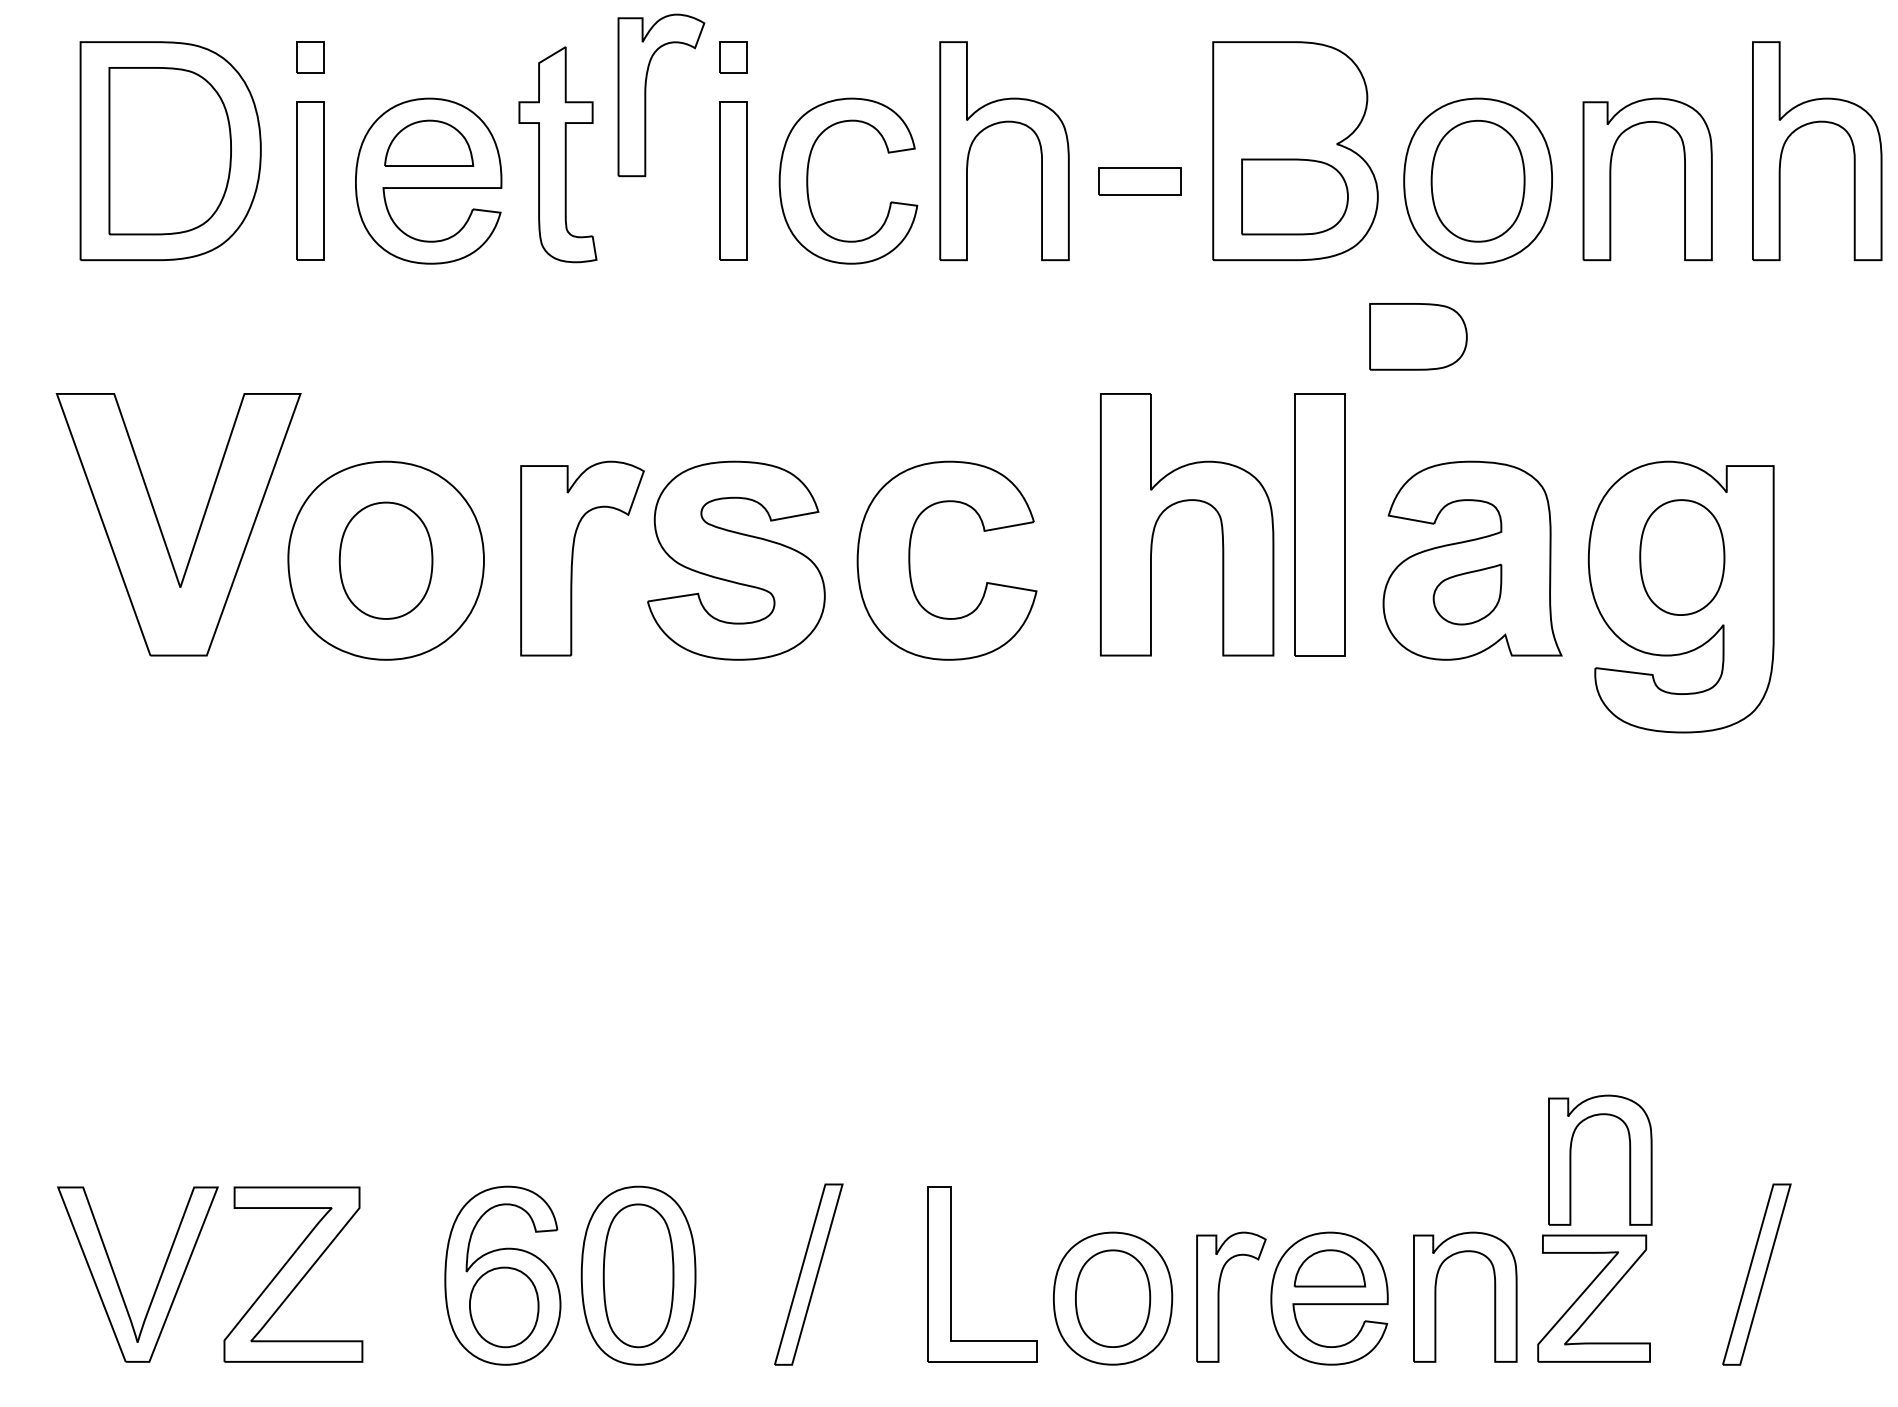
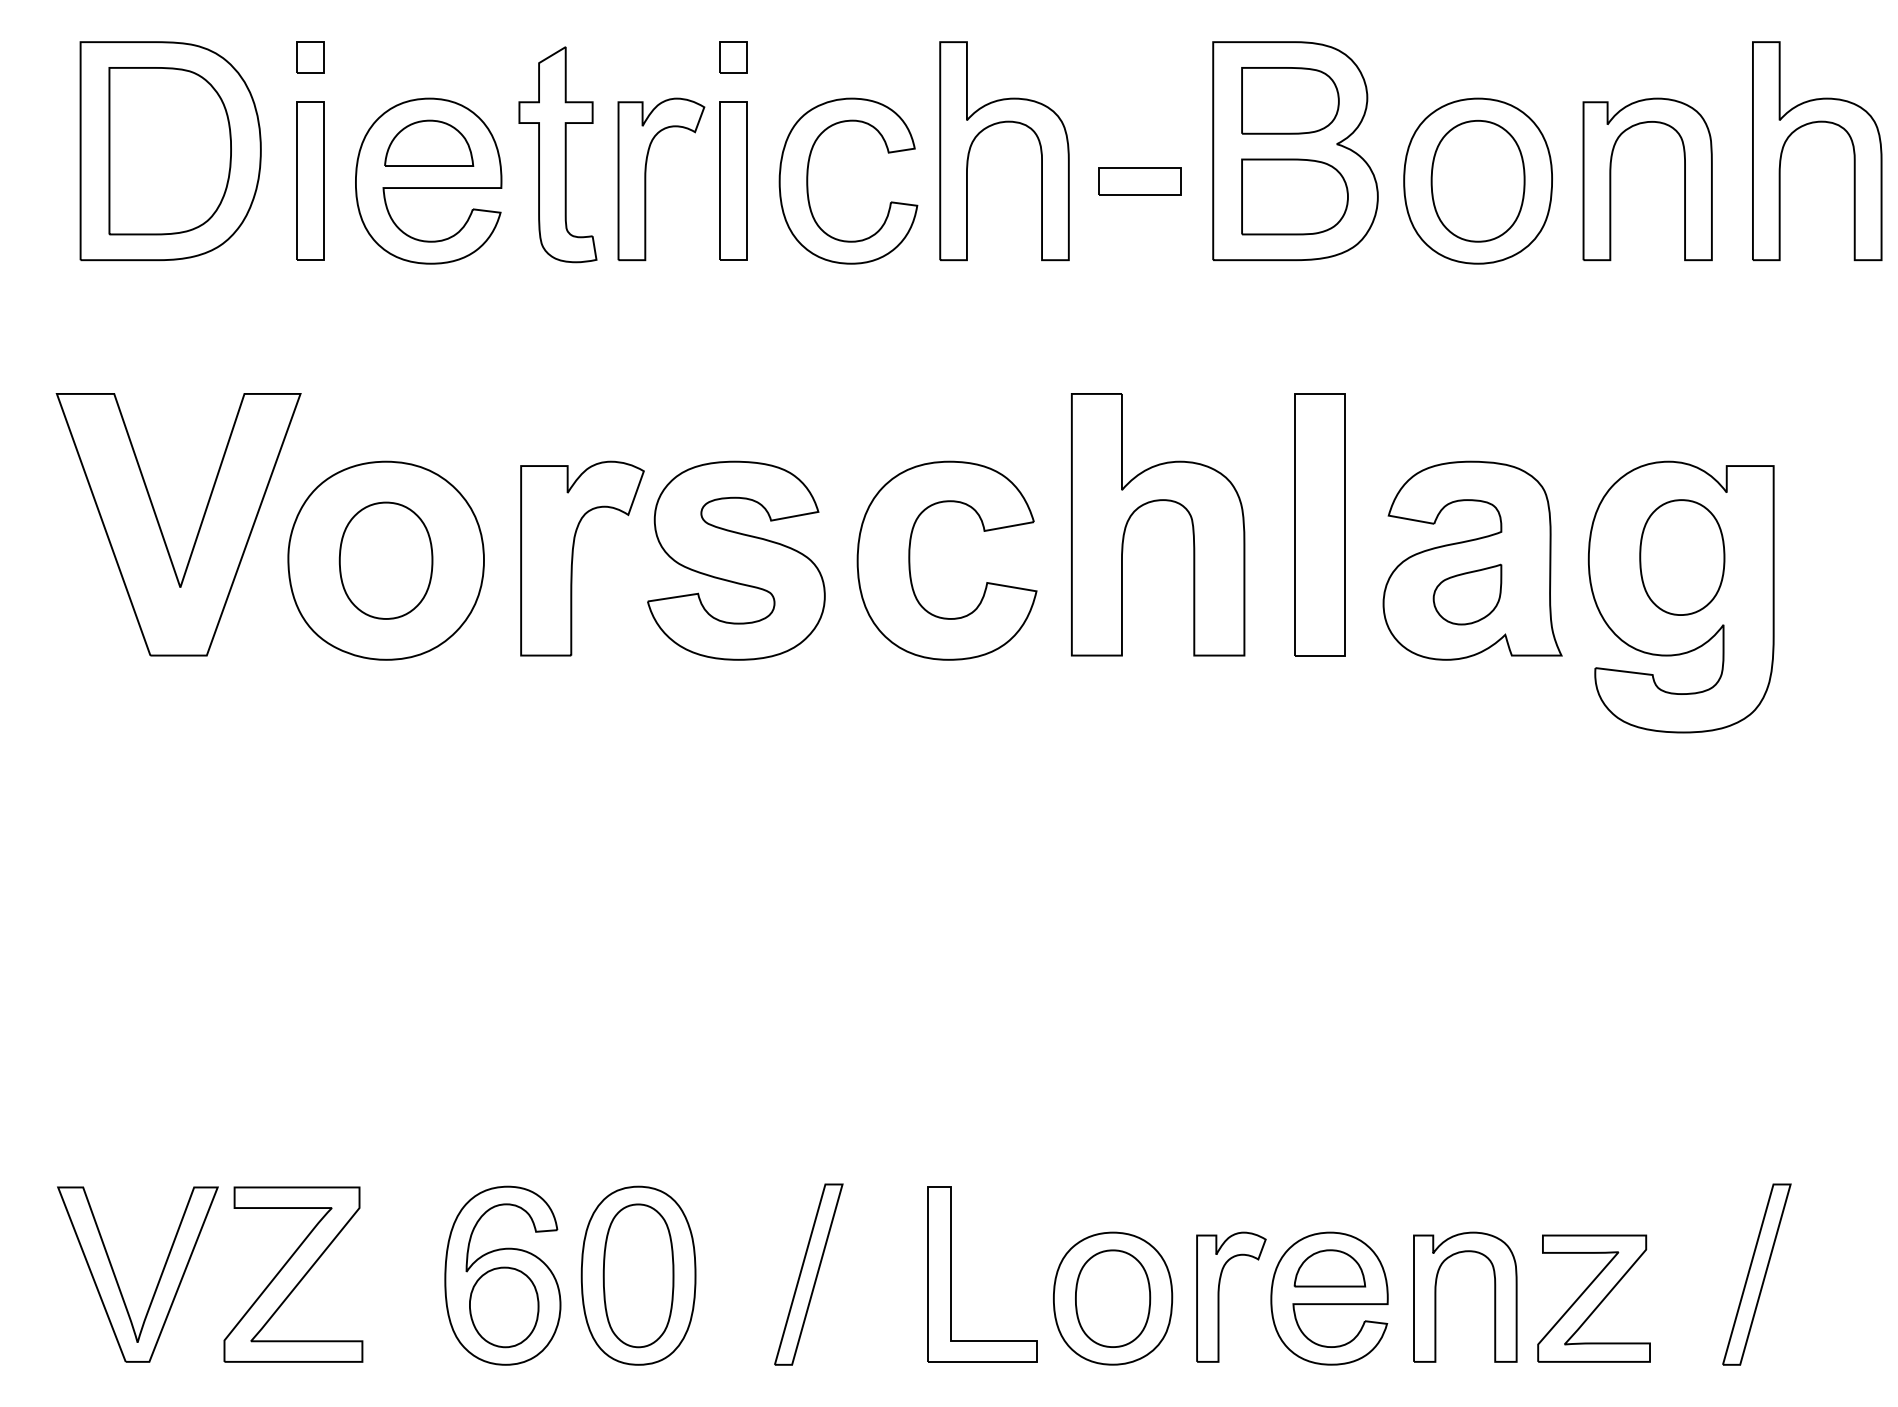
part position: (646, 95) -> (646, 179) (646, 179)
part position: (1418, 336) -> (1290, 100) (1290, 100)
part position: (1182, 502) -> (1153, 502) (1153, 502)
part: present -> none (1571, 1159)
